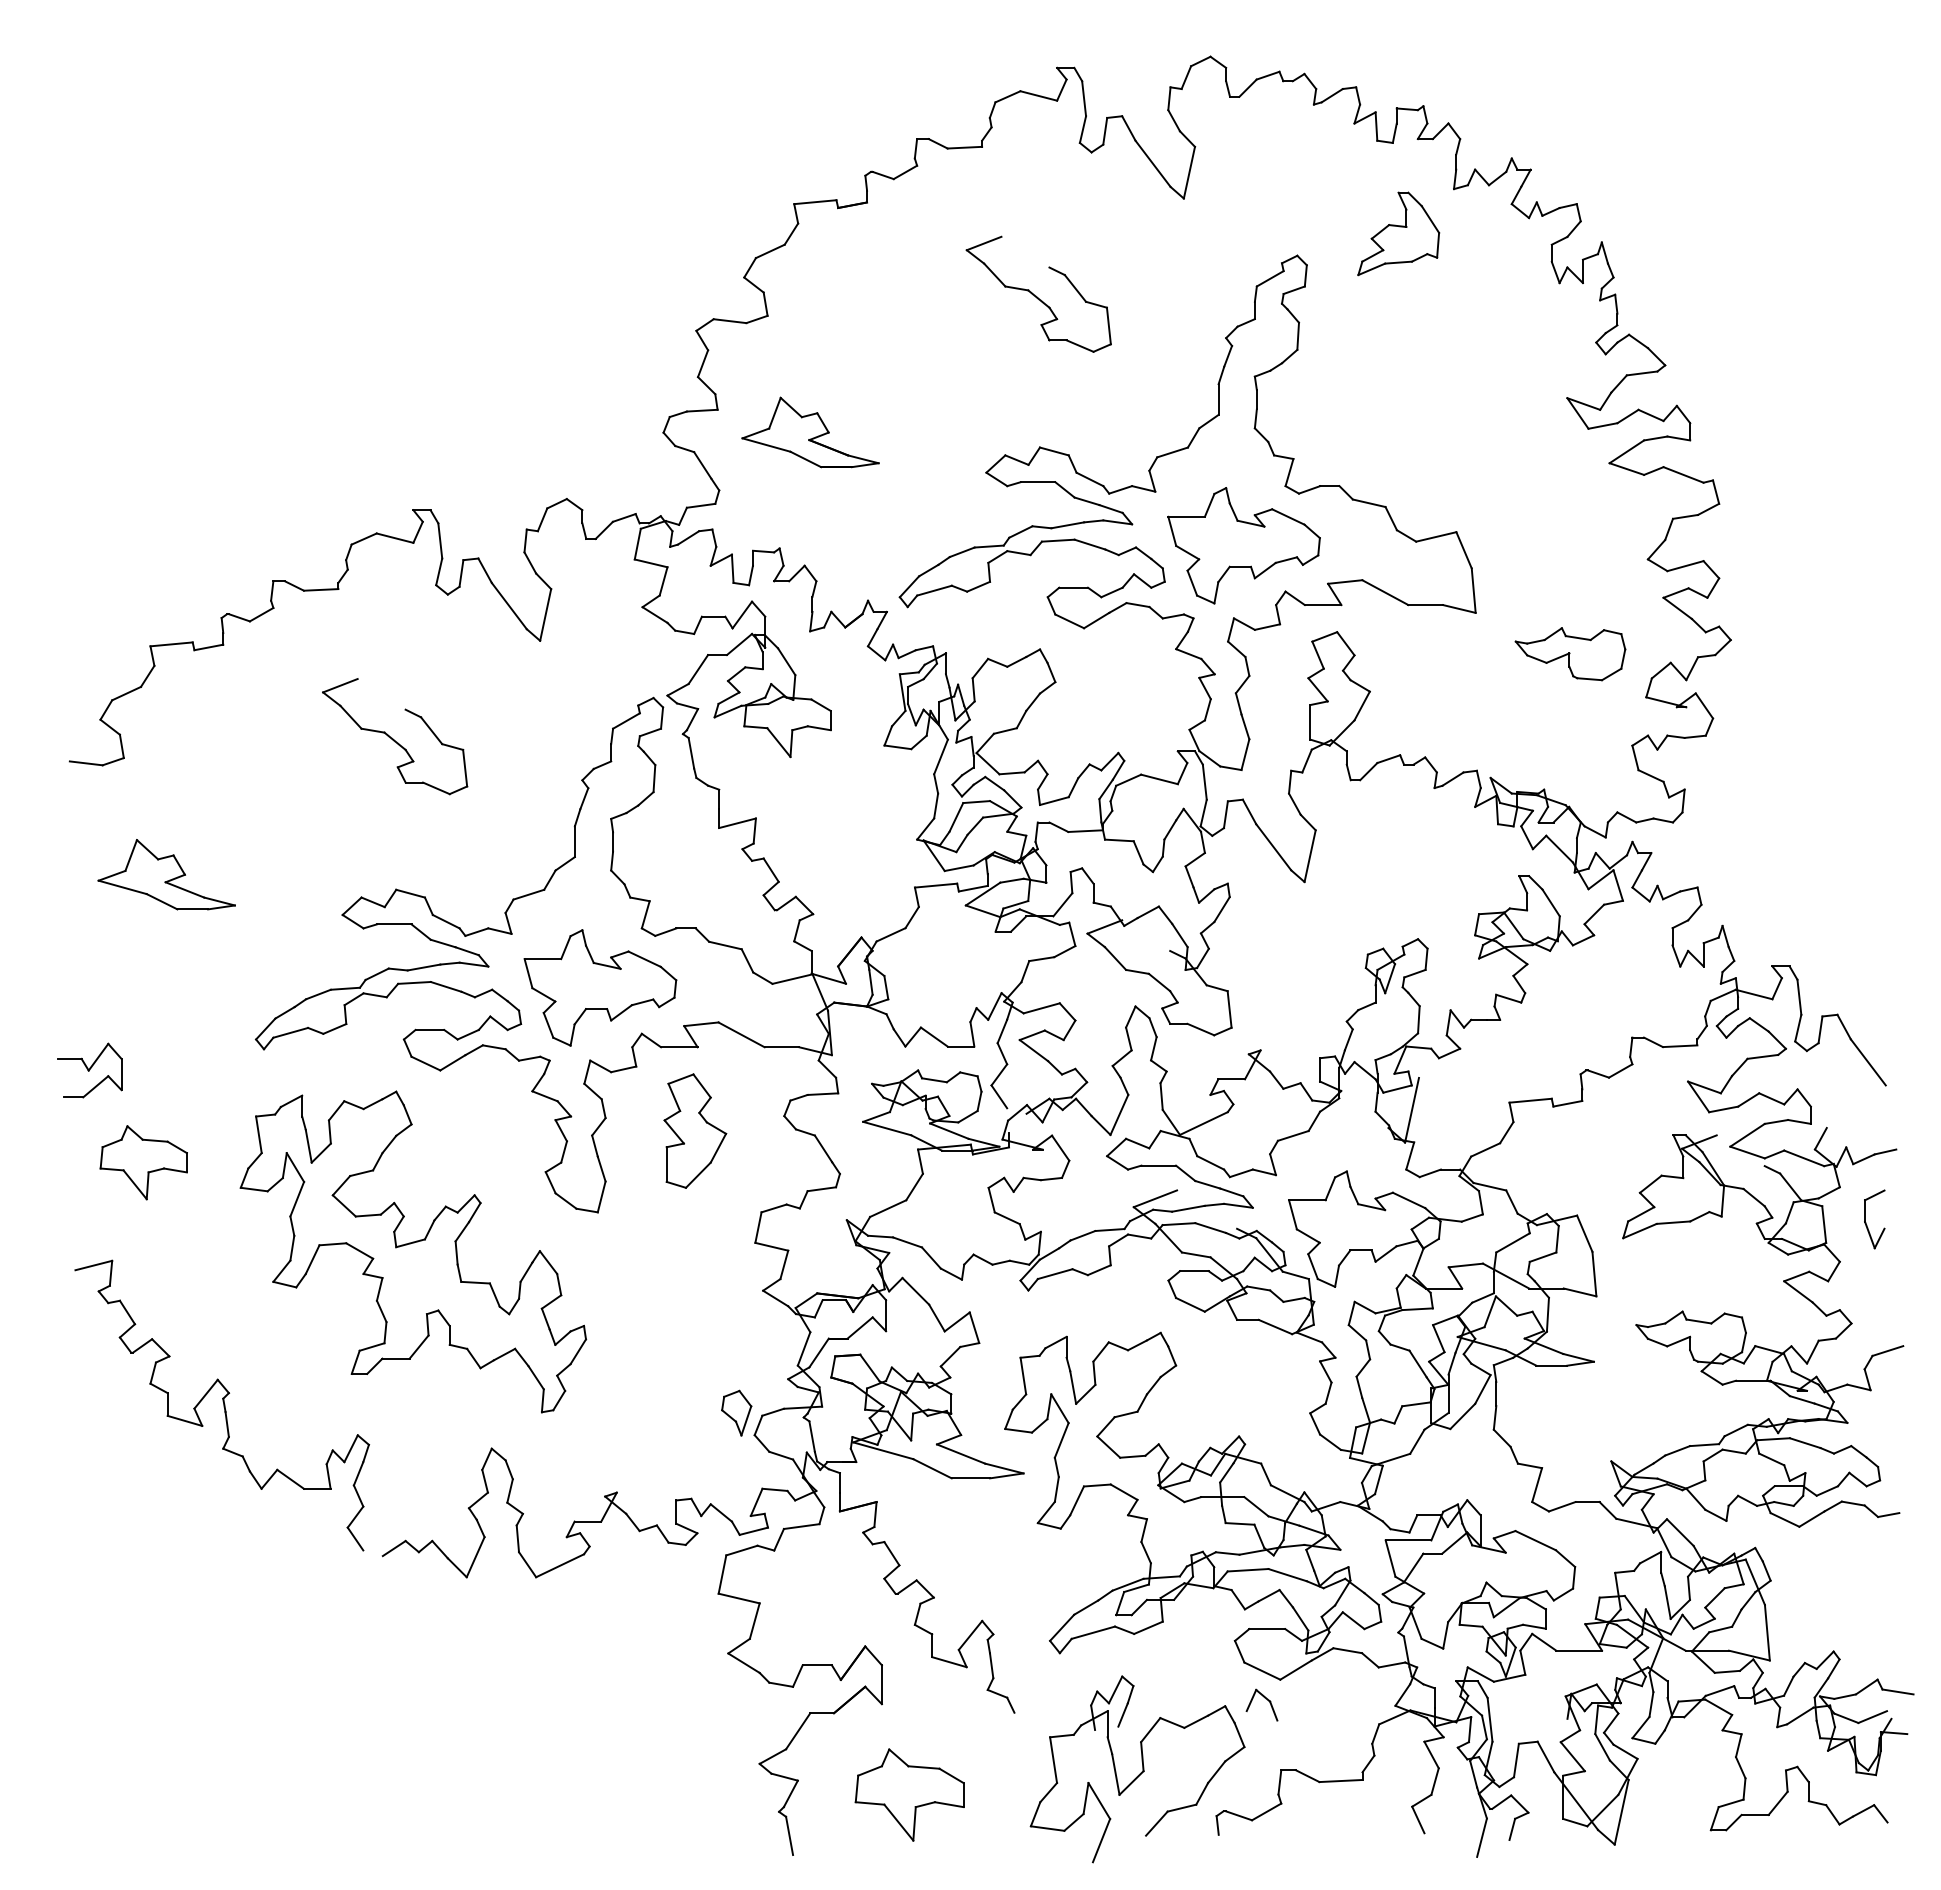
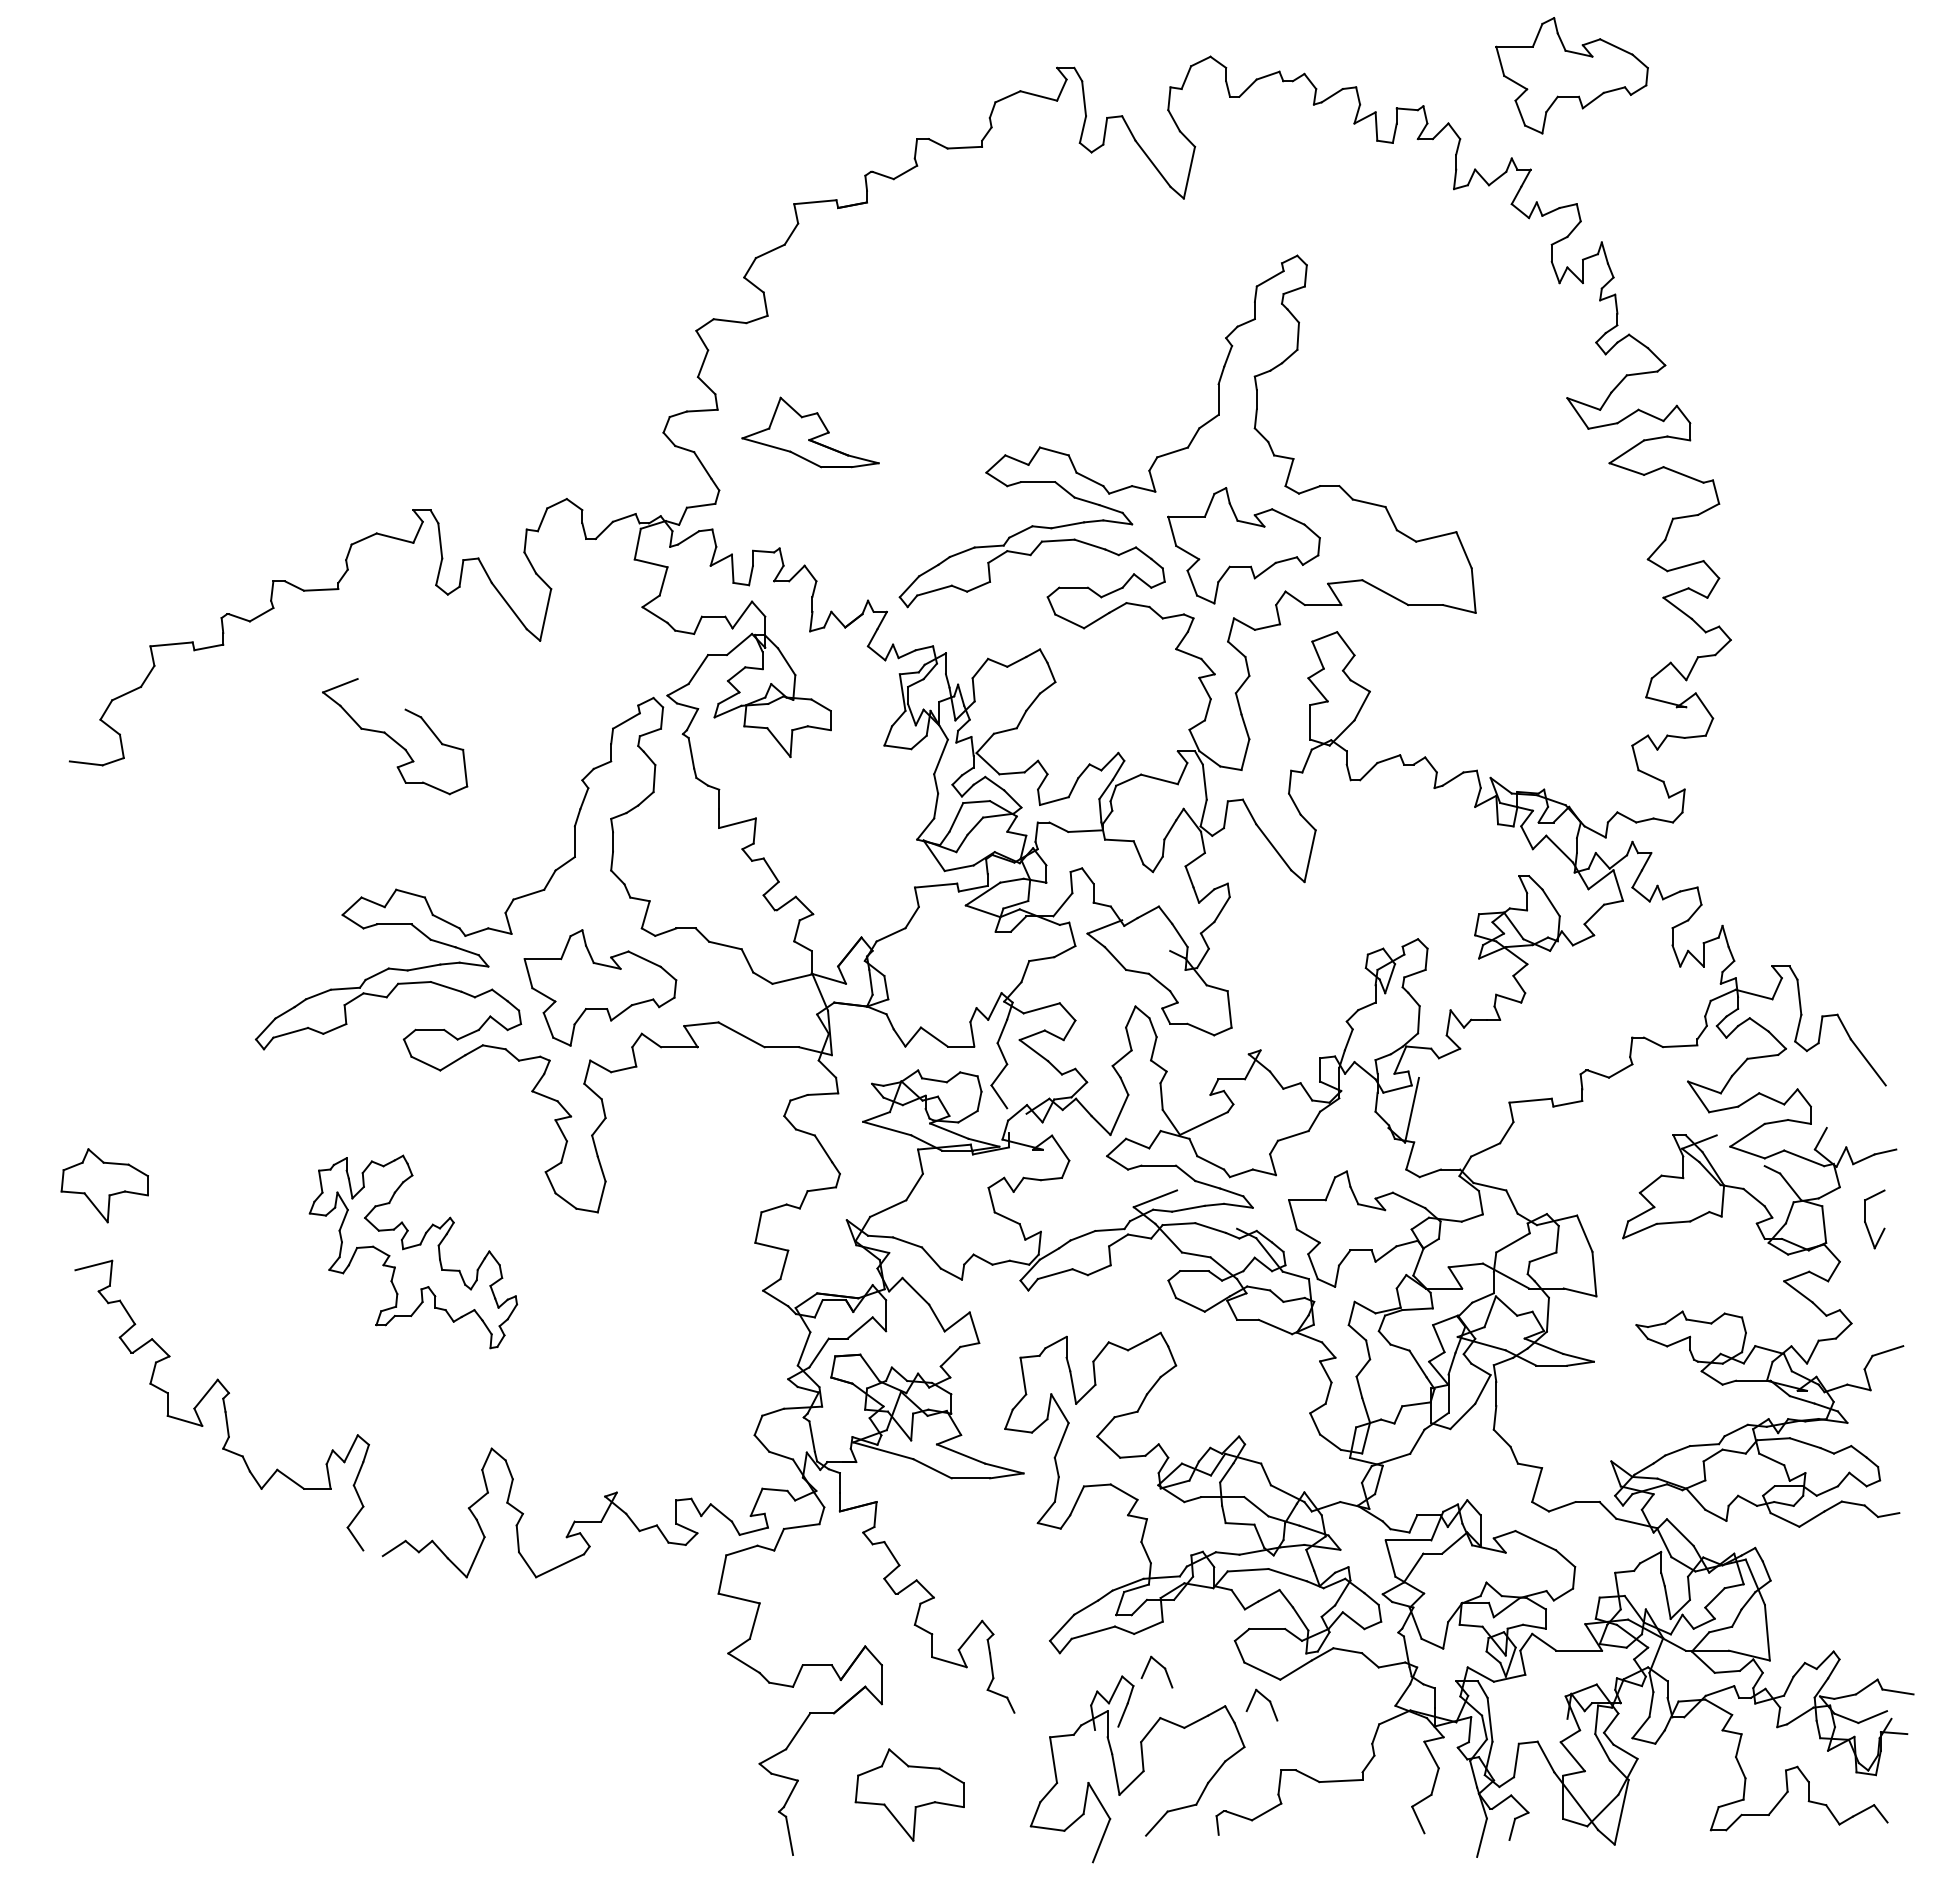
part: none -> present (1571, 75)
part: present -> none (1398, 233)
part: present -> none (1038, 293)
part: present -> none (1570, 654)
part: present -> none (166, 874)
part: present -> none (89, 1070)
part: present -> none (695, 1130)
part position: (143, 1162) -> (104, 1185) (104, 1185)
part size: 349x324 px -> 211x196 px (413, 1251)
part: present -> none (736, 1412)
part: none -> present (1159, 1665)
